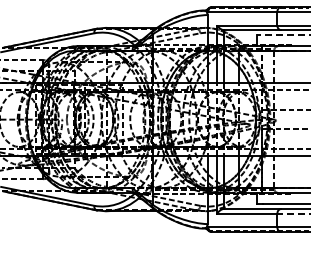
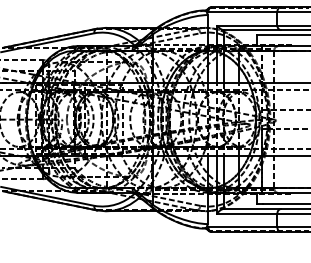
line: dashed -> solid (284, 34)
line: dashed -> solid (293, 213)
